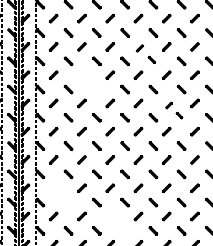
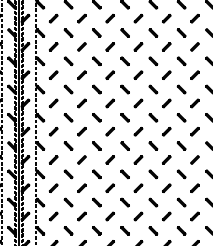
part size: 20x20 px -> 26x25 px (145, 54)
part: none -> present (89, 82)
part size: 19x19 px -> 25x25 px (174, 110)
part: none -> present (61, 195)
part: none -> present (117, 223)
